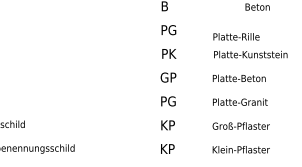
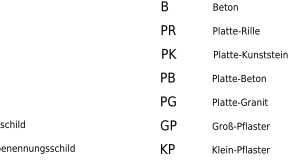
text position: (257, 6) -> (225, 6) (225, 6)
text: PG -> PR (172, 30)
text position: (236, 36) -> (236, 30) (236, 30)
text: GP -> PB (168, 77)
text: KP -> GP (168, 125)
